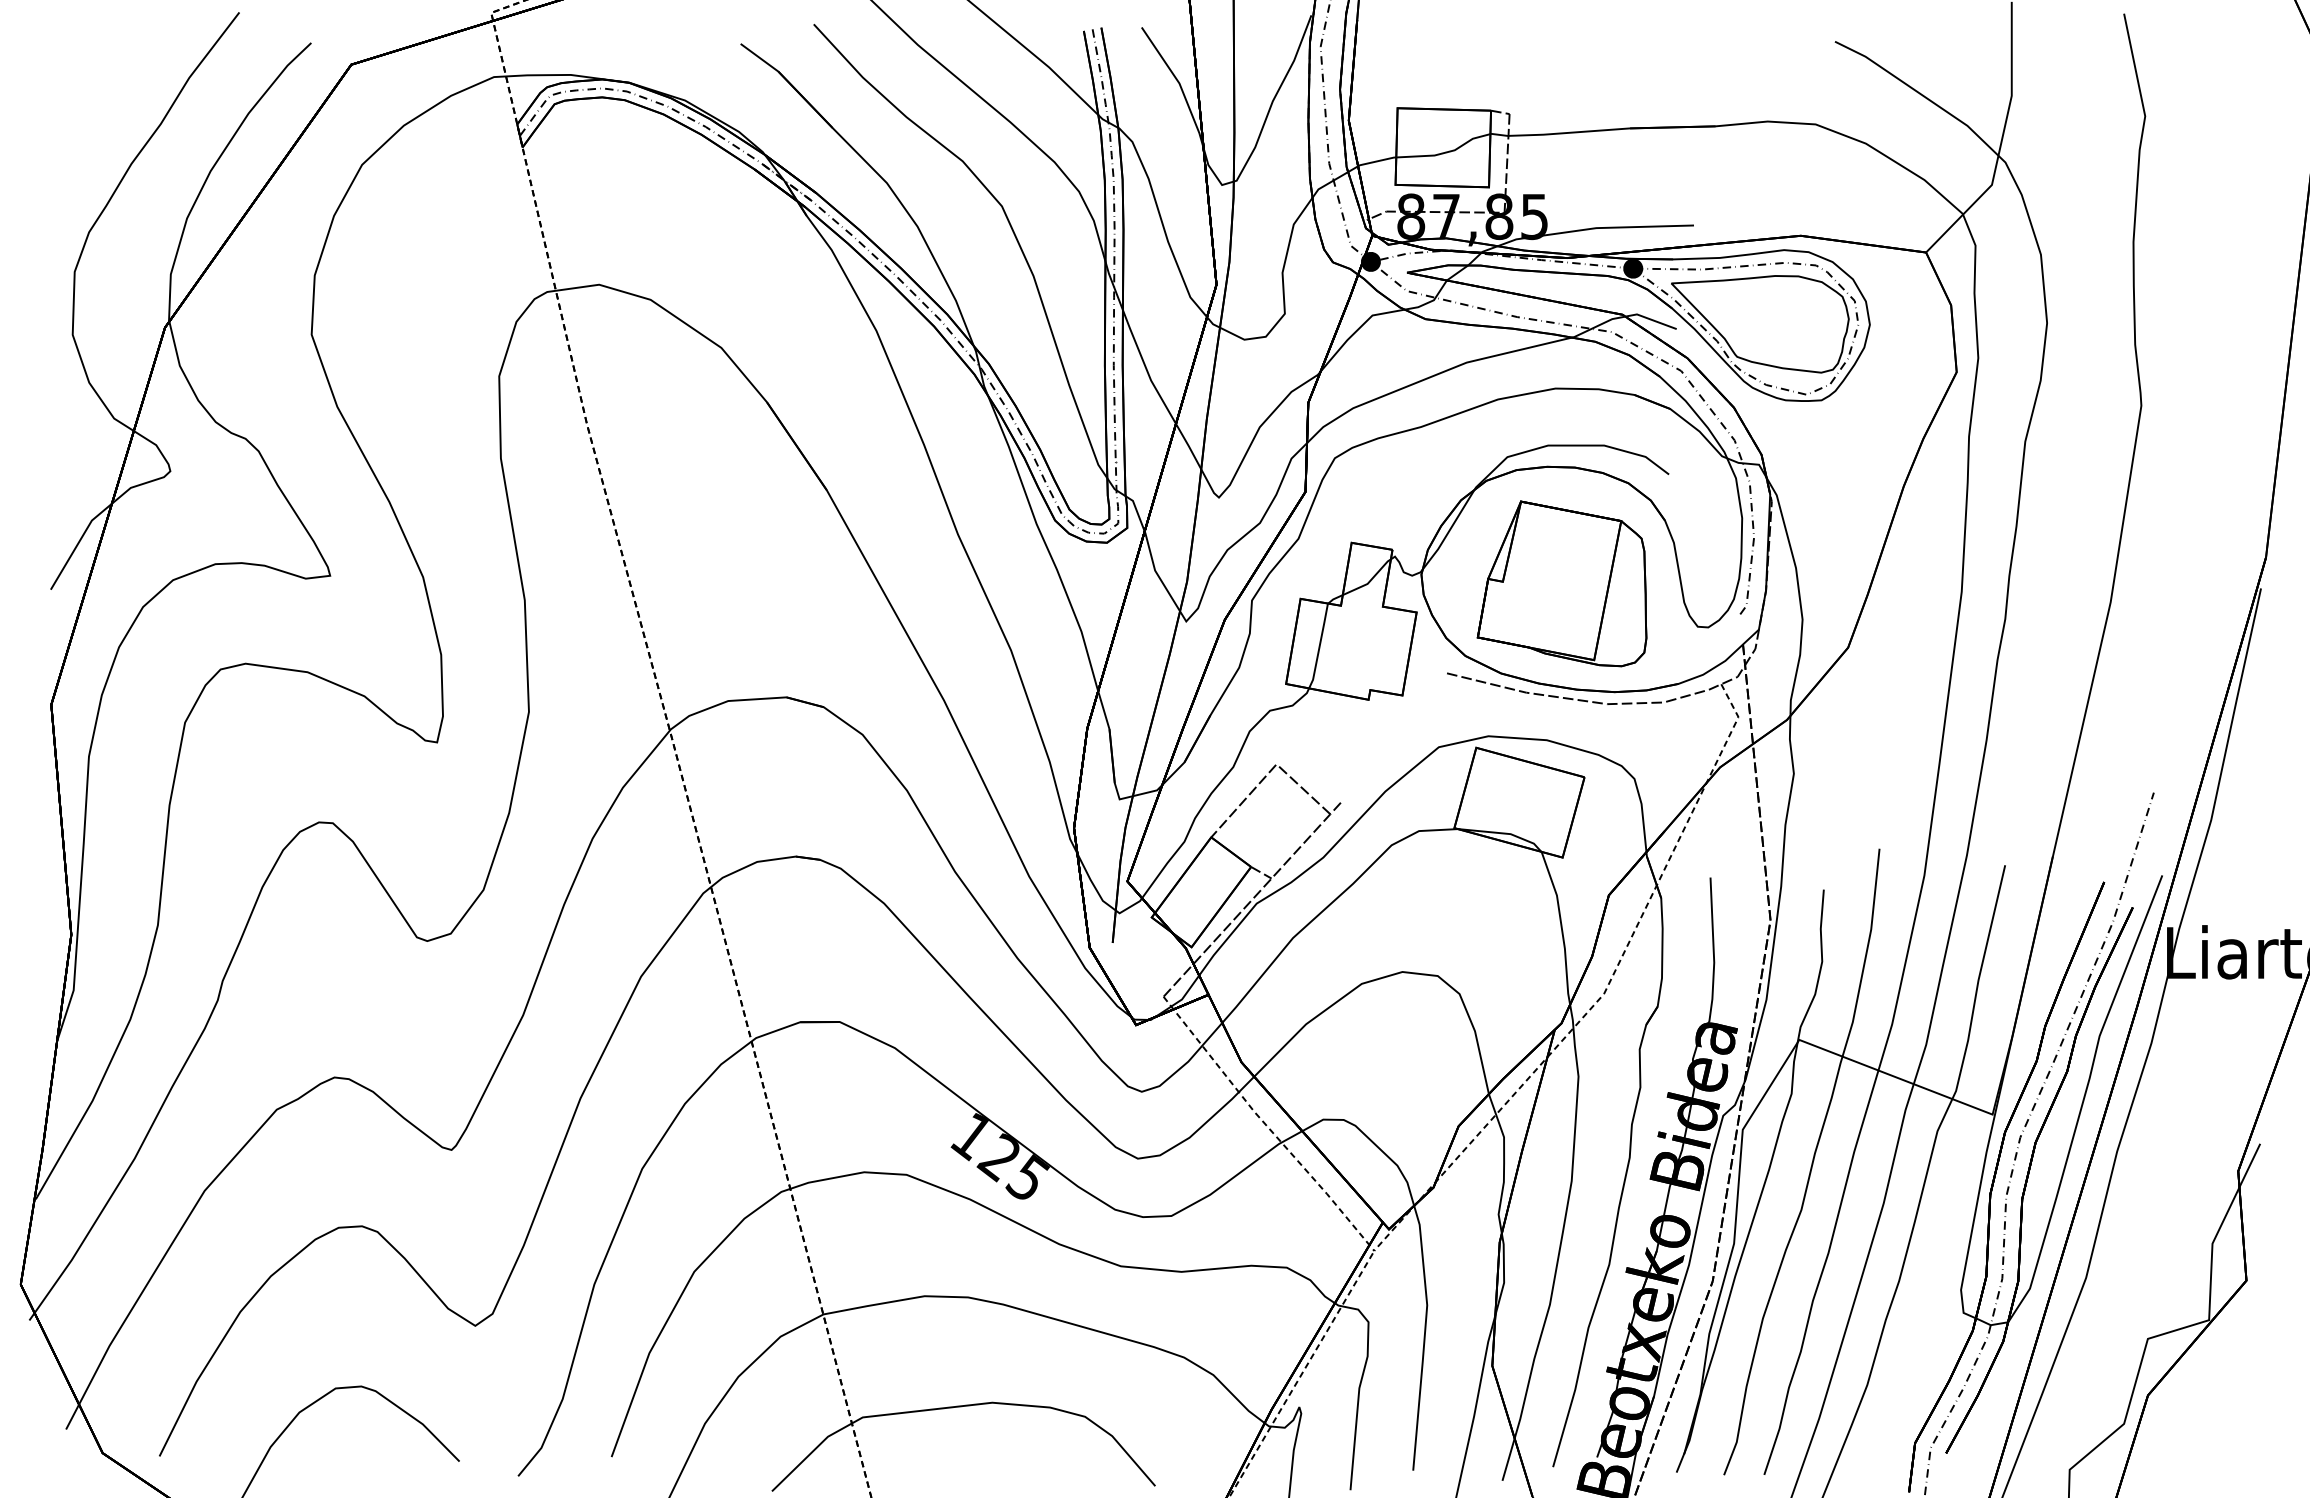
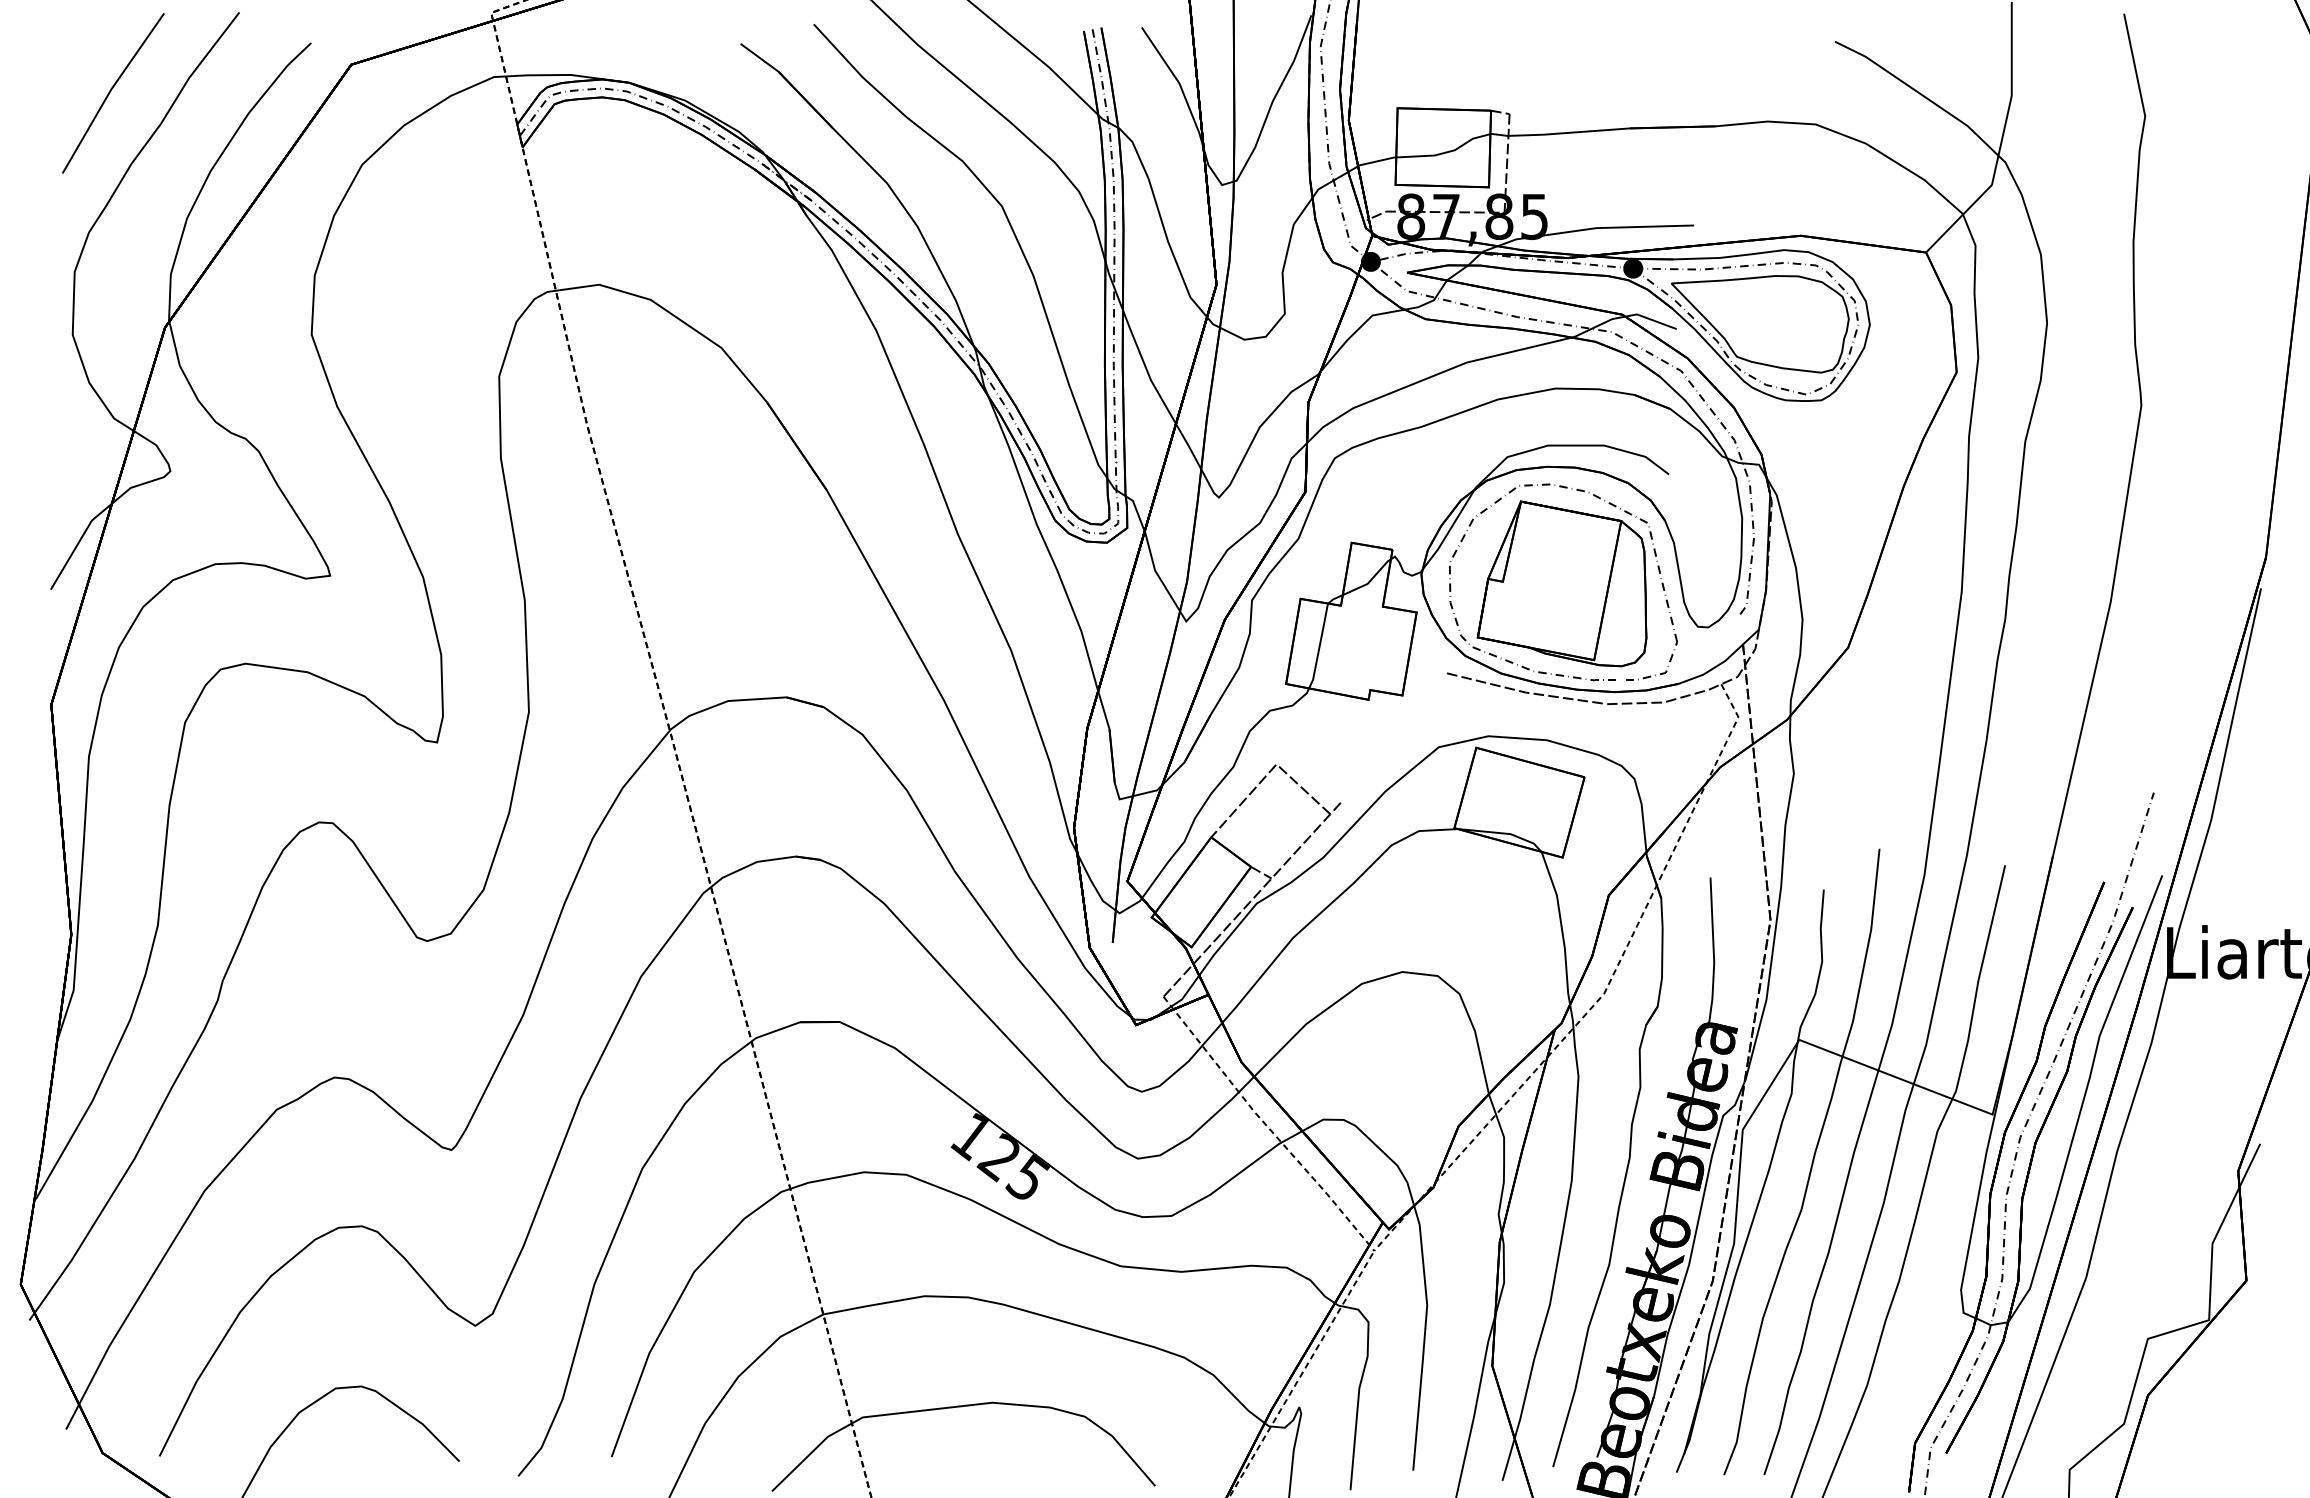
line: none -> present (111, 91)
part: none -> present (1609, 504)
